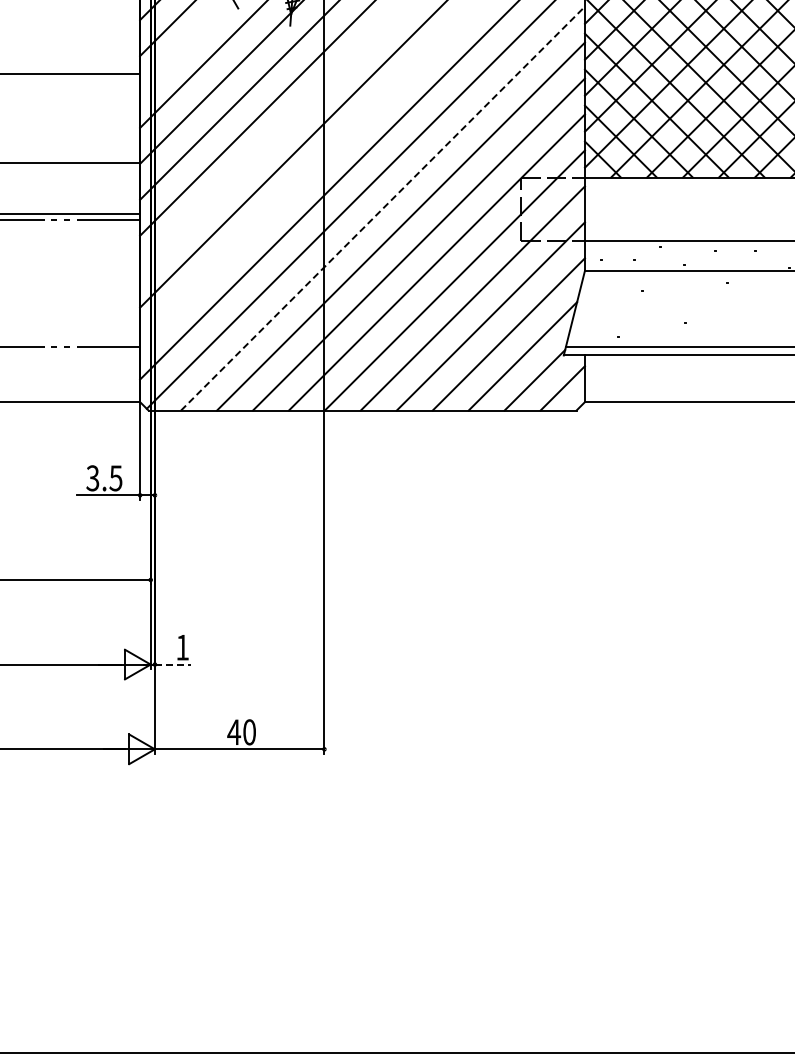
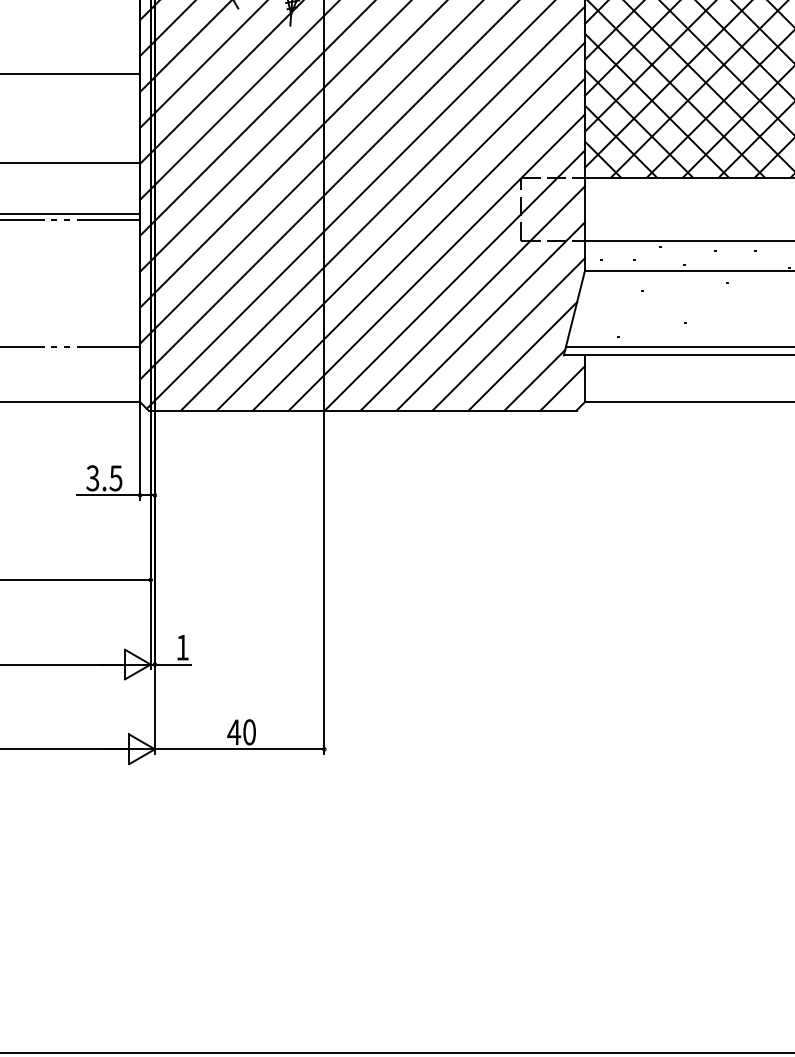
line: none -> present (184, 47)
line: none -> present (274, 136)
line: none -> present (310, 172)
line: dashed -> solid (383, 208)
line: dashed -> solid (173, 664)
